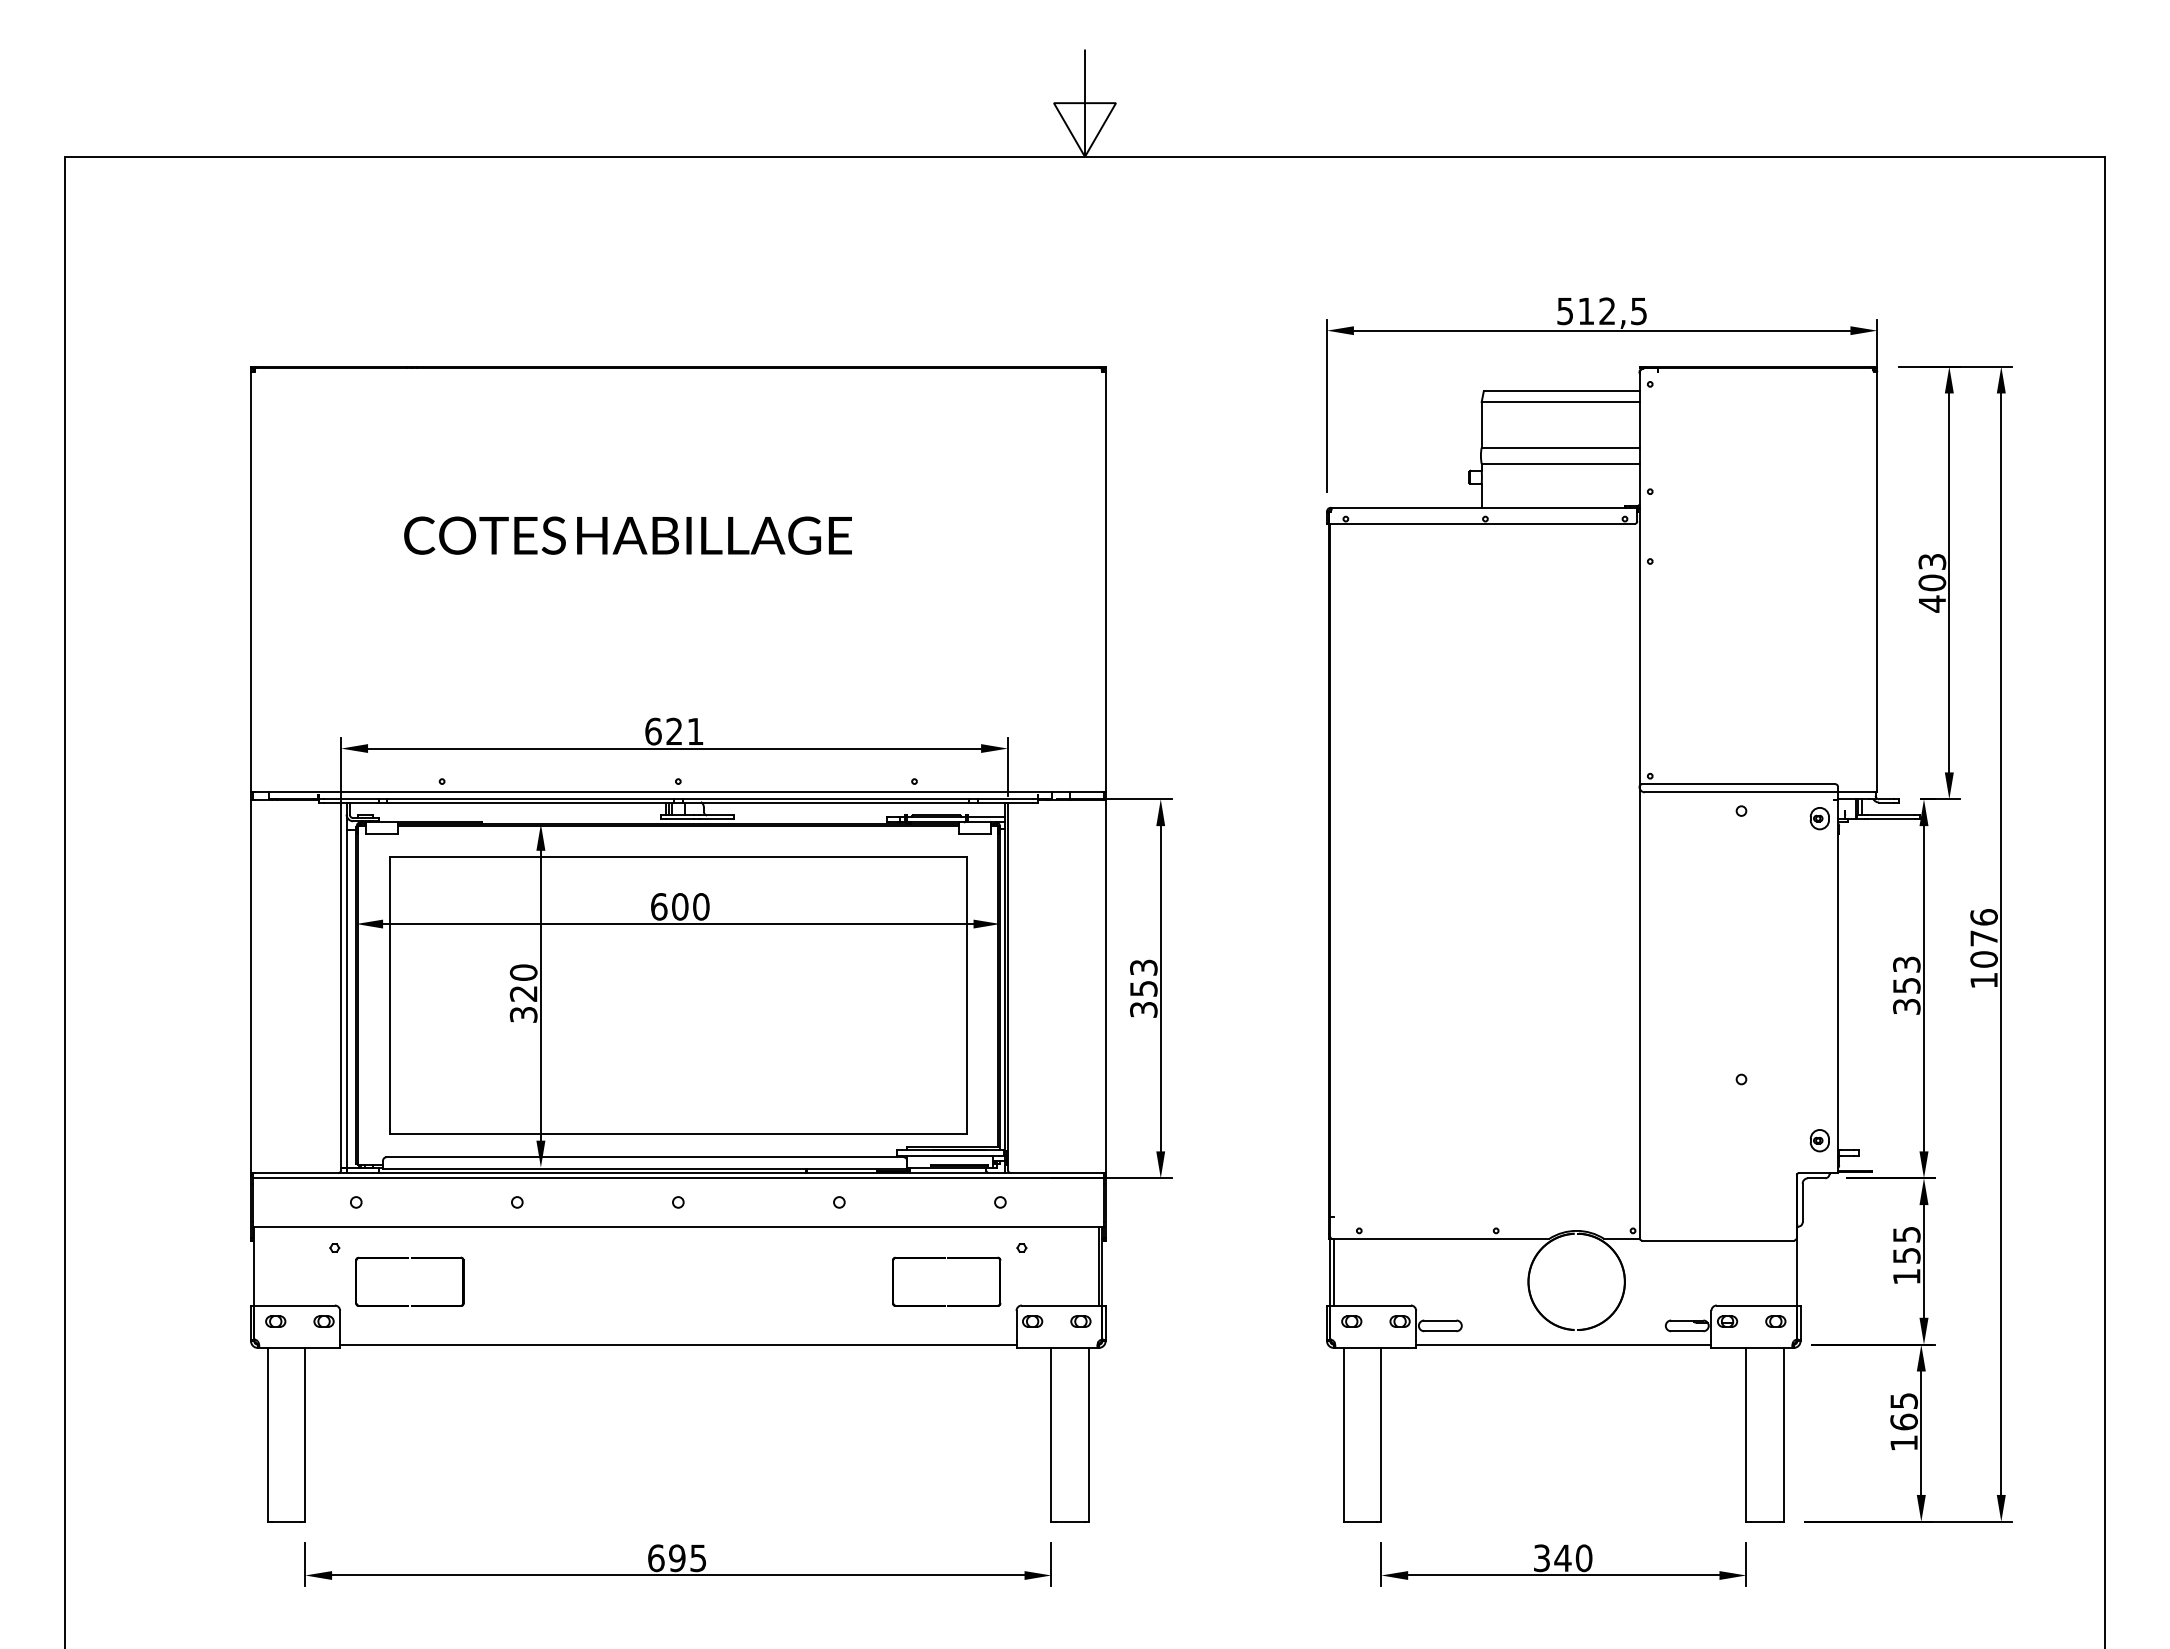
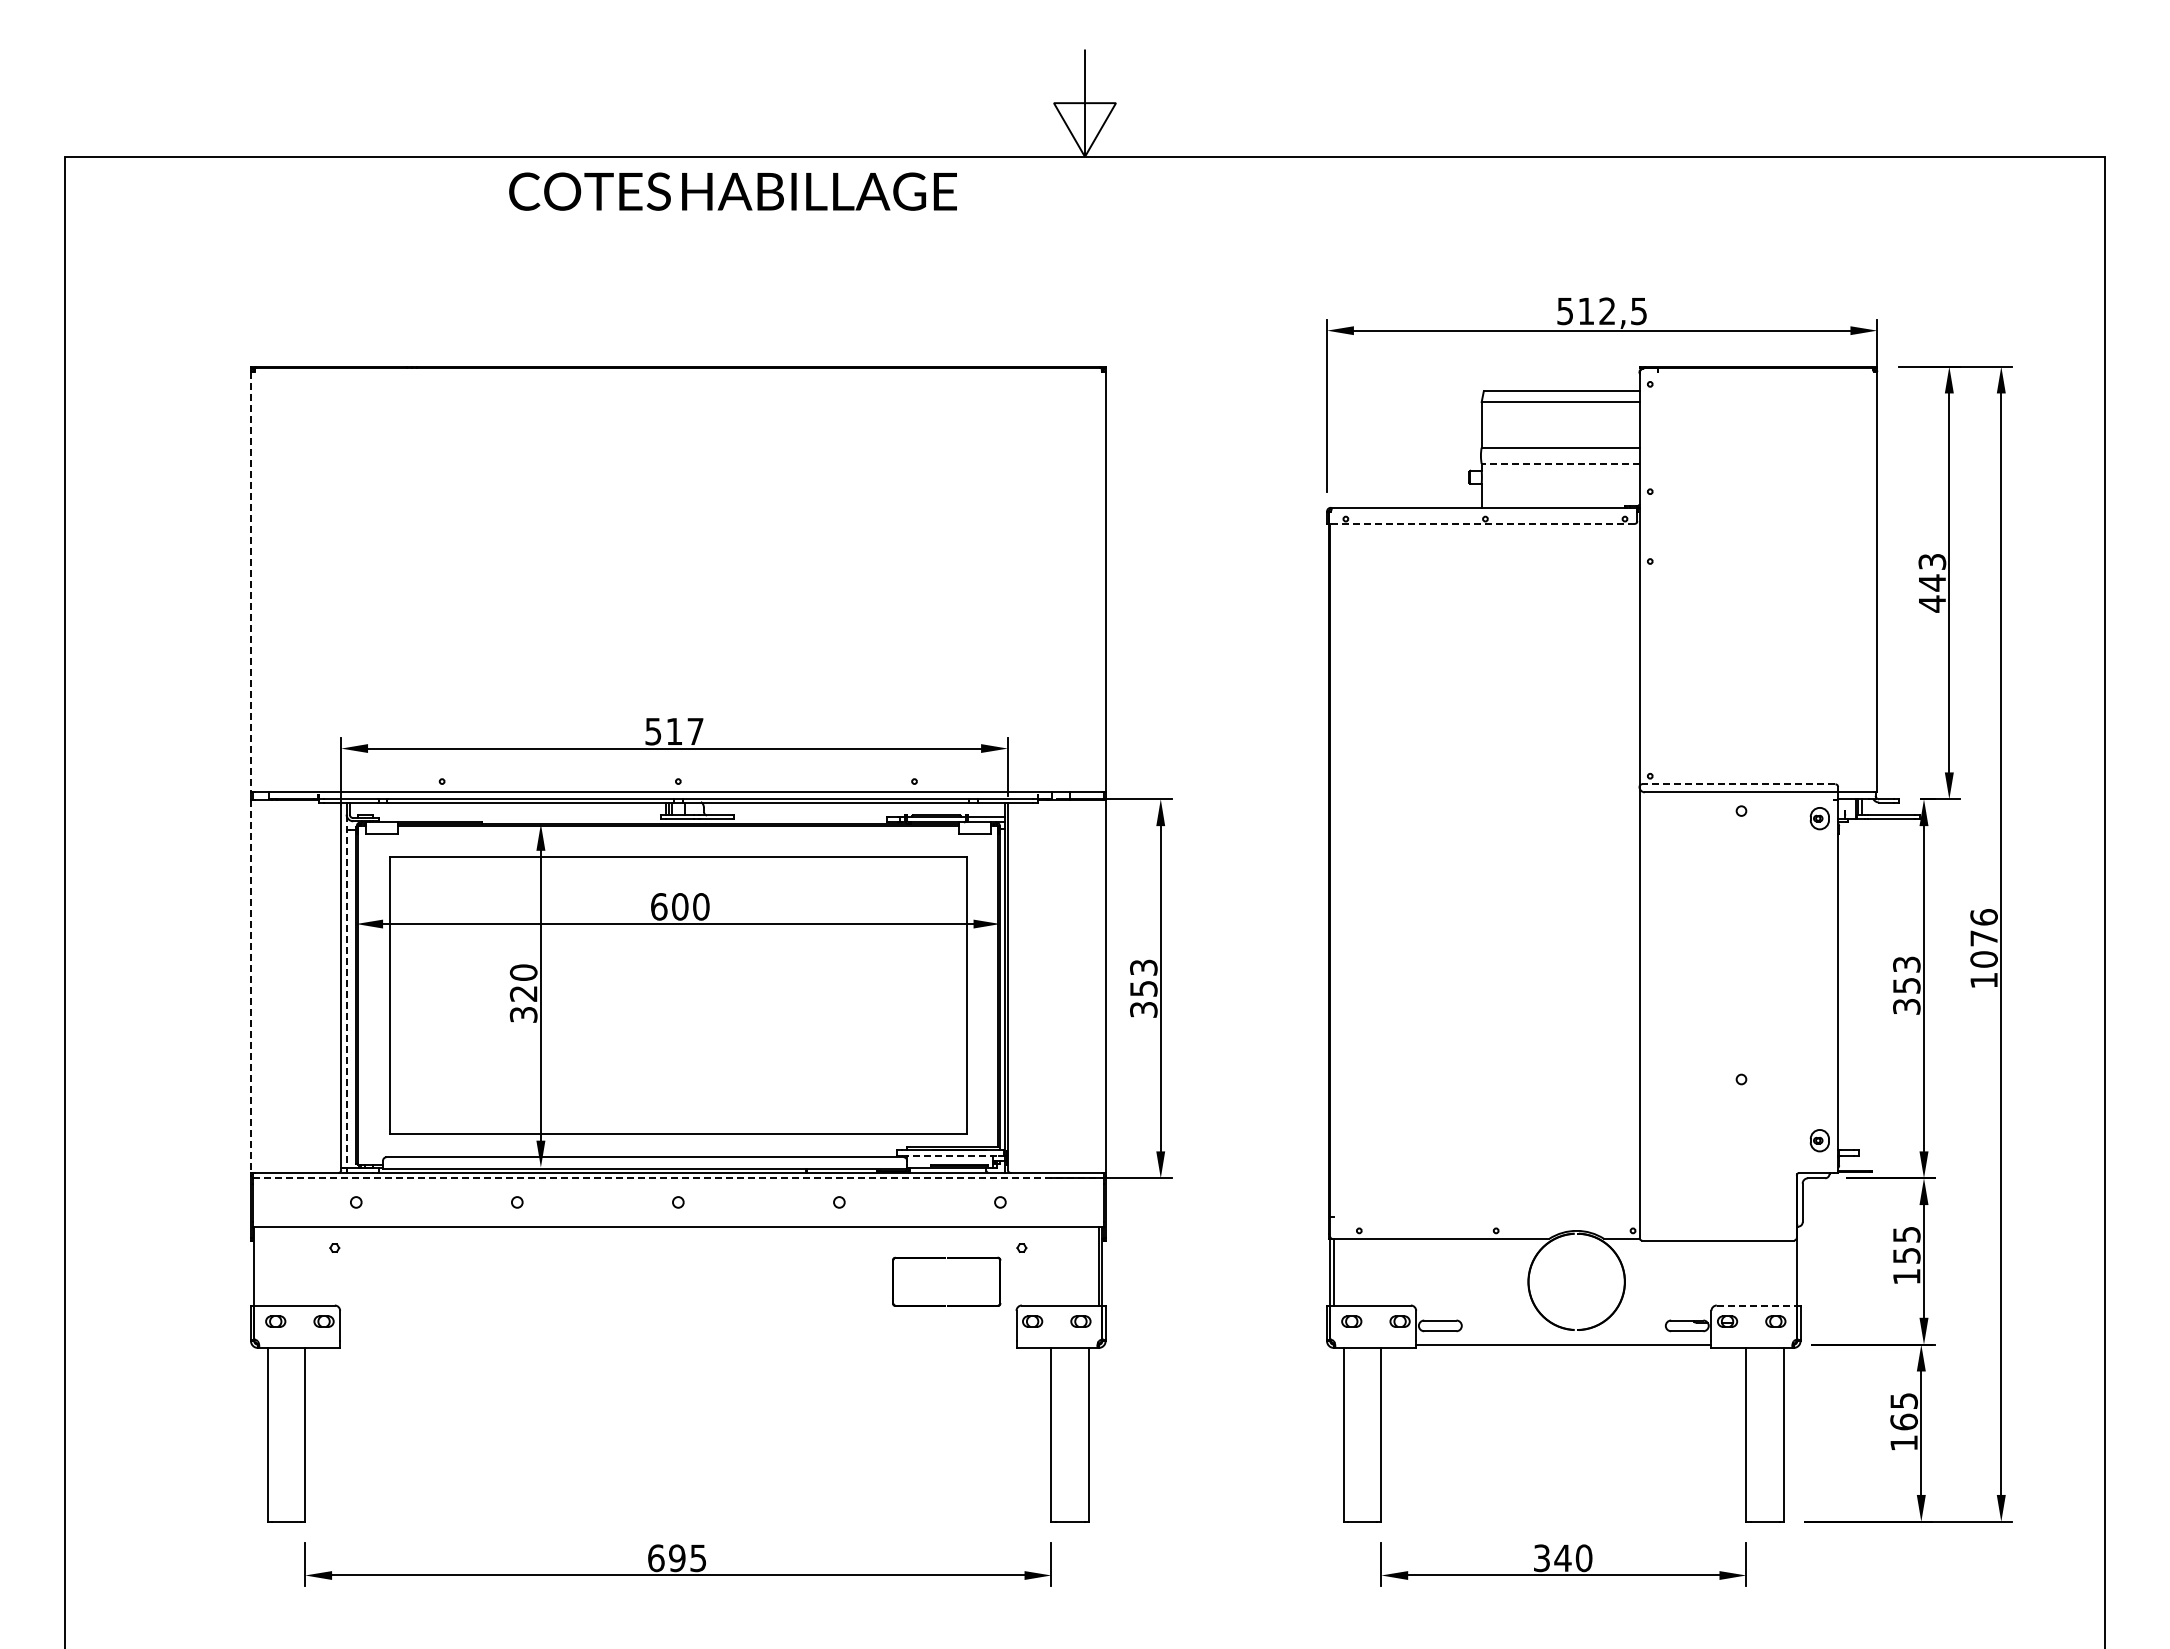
line: solid -> dashed (1560, 463)
line: solid -> dashed (1481, 523)
text position: (627, 535) -> (732, 191) (732, 191)
line: solid -> dashed (251, 582)
text: 403 -> 443 (1932, 582)
text: 621 -> 517 (674, 731)
line: solid -> dashed (1738, 784)
line: solid -> dashed (251, 987)
line: solid -> dashed (346, 991)
line: solid -> dashed (950, 1155)
line: solid -> dashed (678, 1178)
part: present -> none (408, 1258)
line: solid -> dashed (1757, 1305)
line: present -> none (678, 1344)
